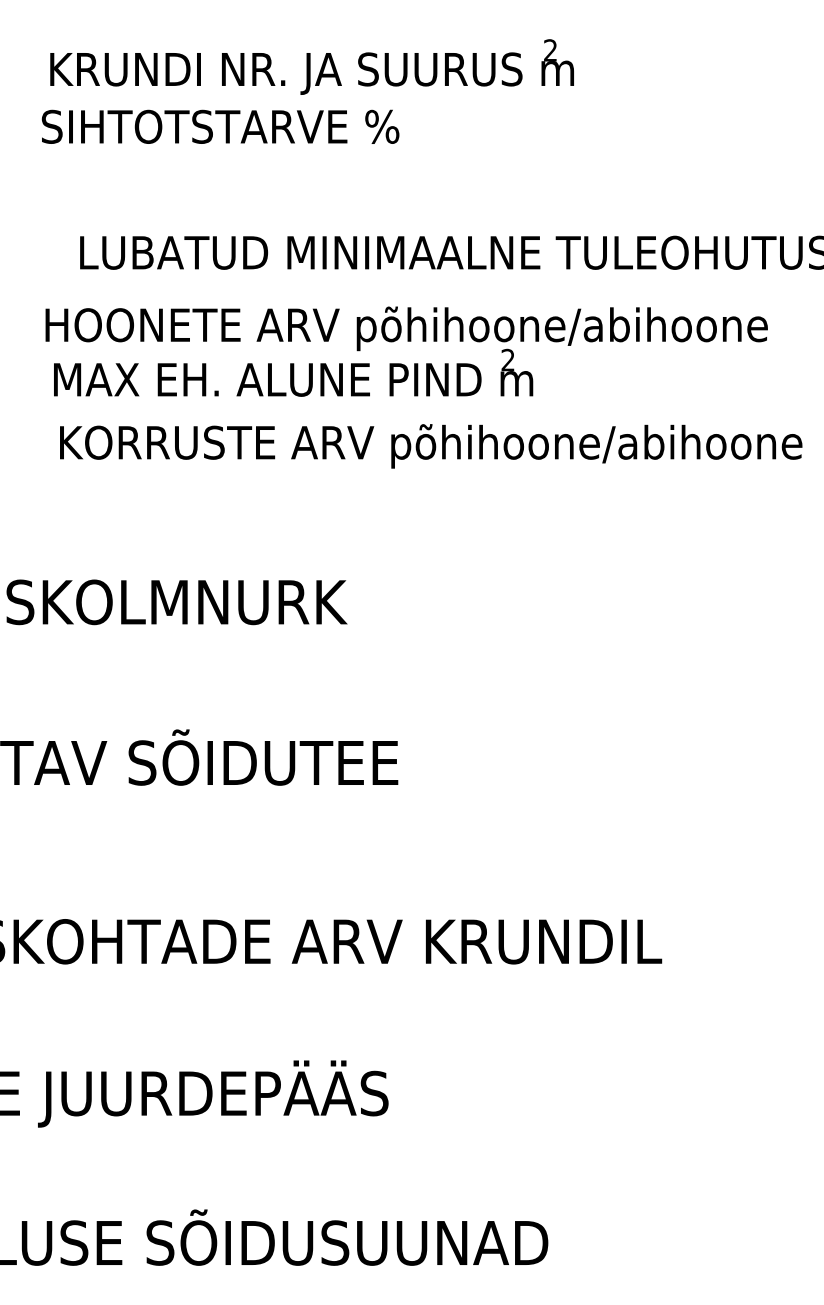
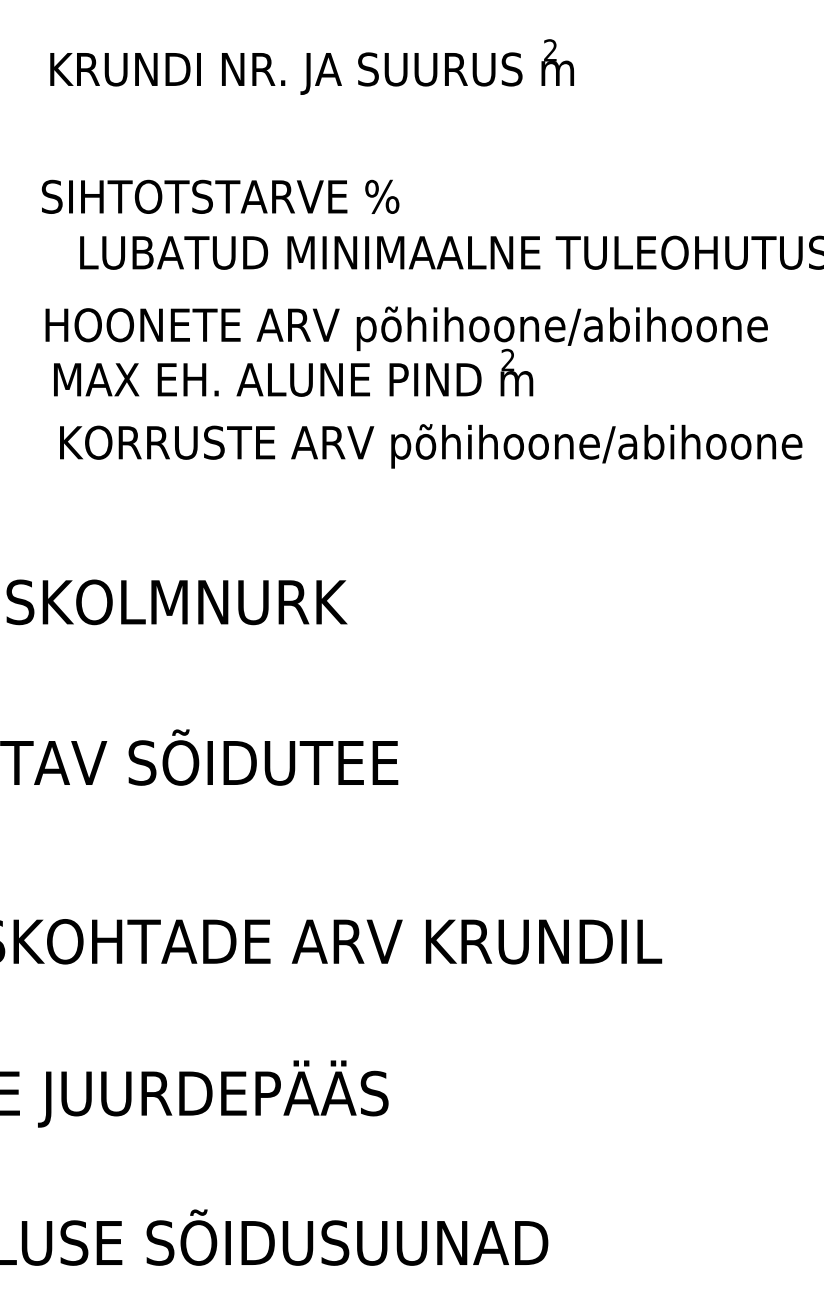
text position: (220, 126) -> (220, 196) (220, 196)
